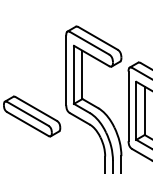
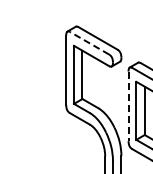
line: solid -> dashed (89, 43)
line: solid -> dashed (128, 106)
part: present -> none (32, 116)
